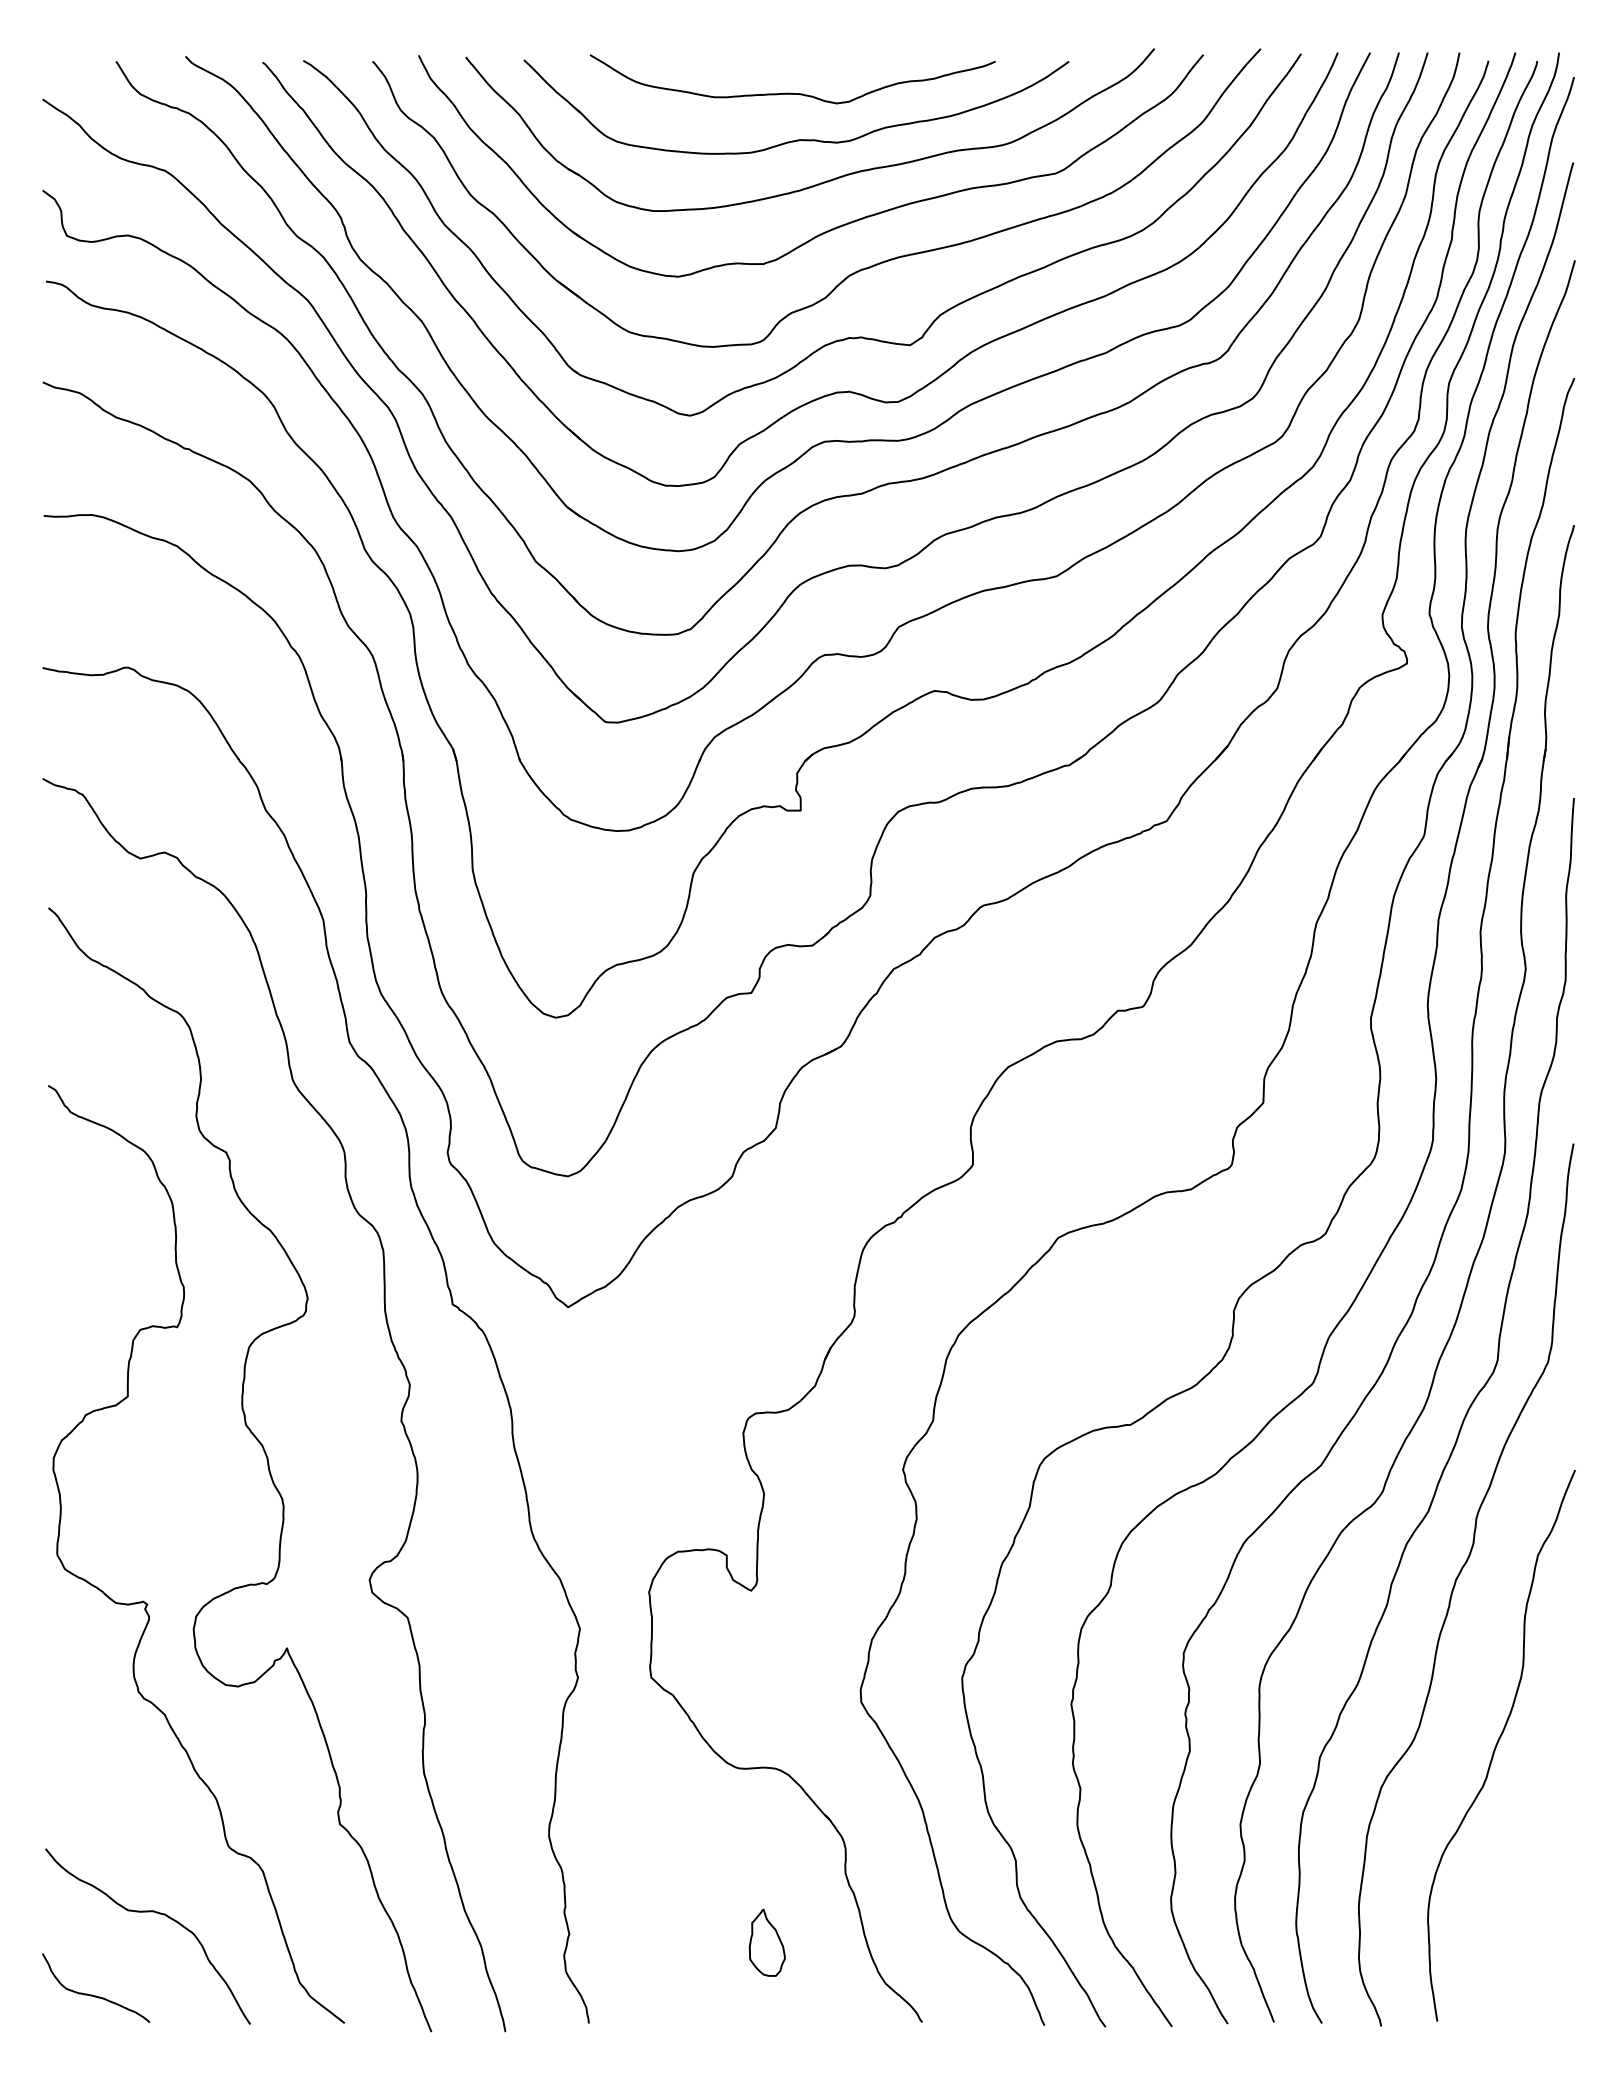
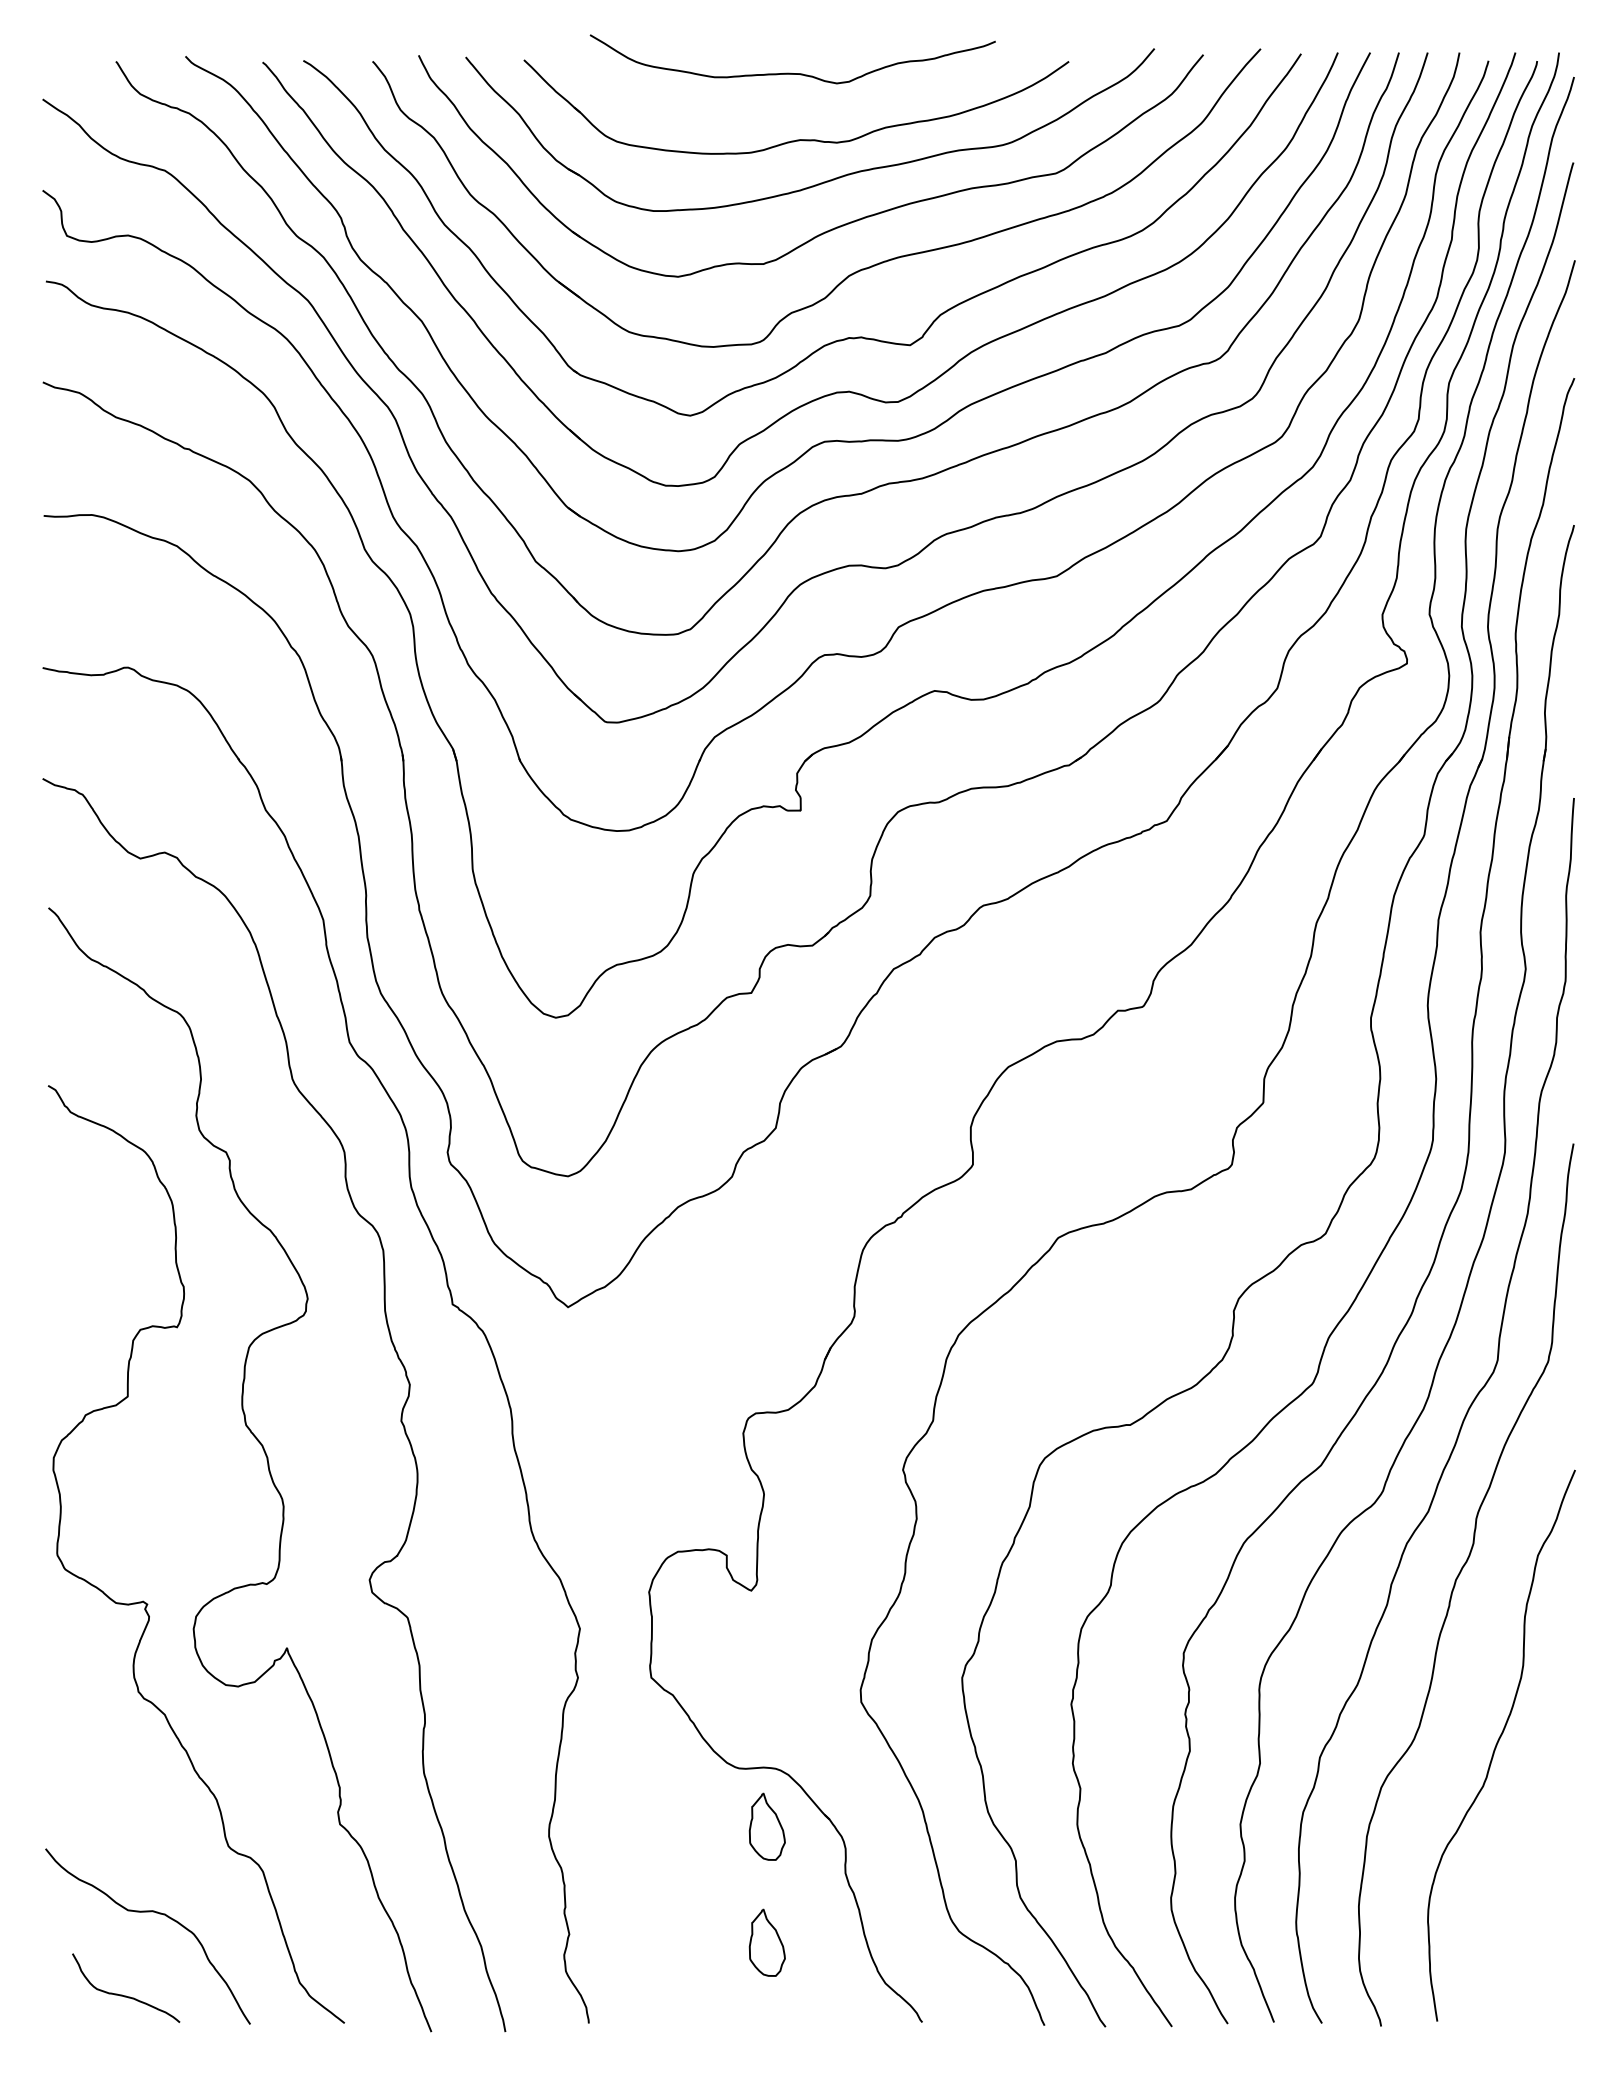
curve position: (790, 92) -> (790, 72) (790, 72)
part: none -> present (766, 1826)
curve position: (96, 1995) -> (126, 1995) (126, 1995)
